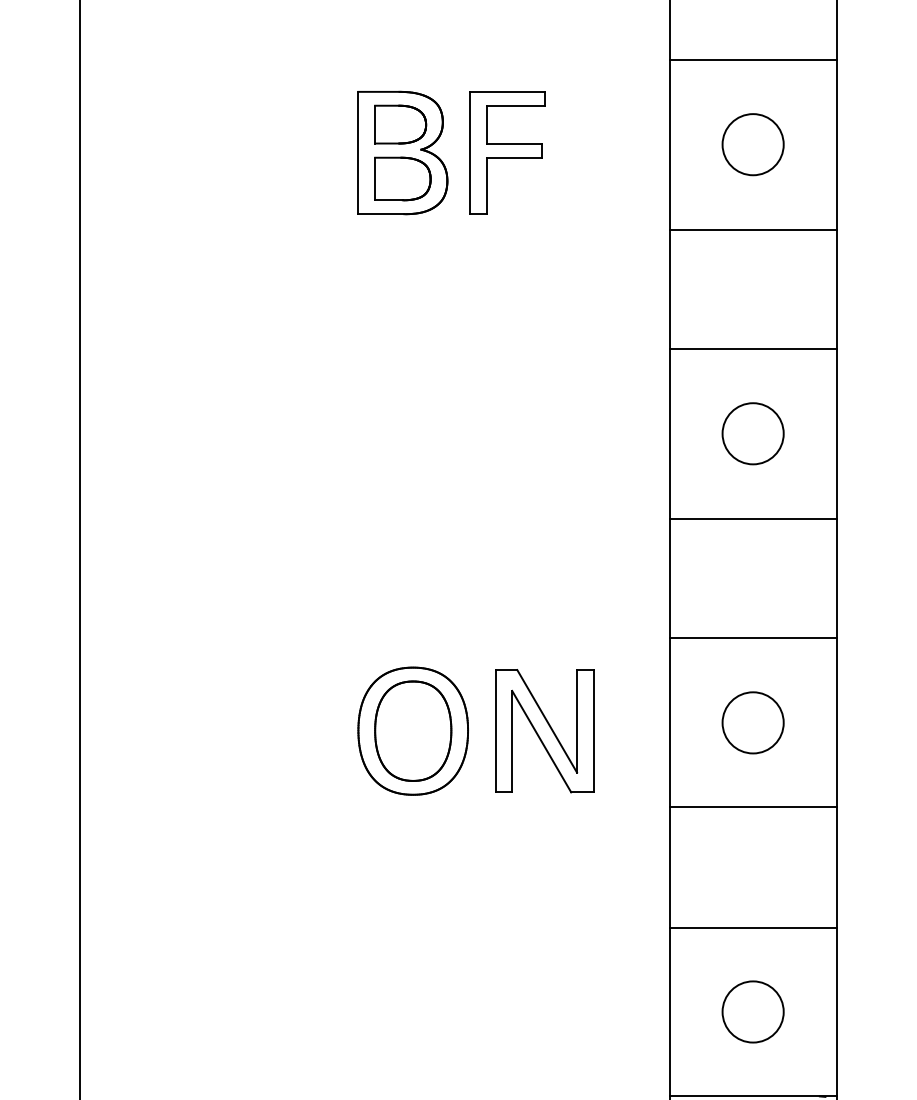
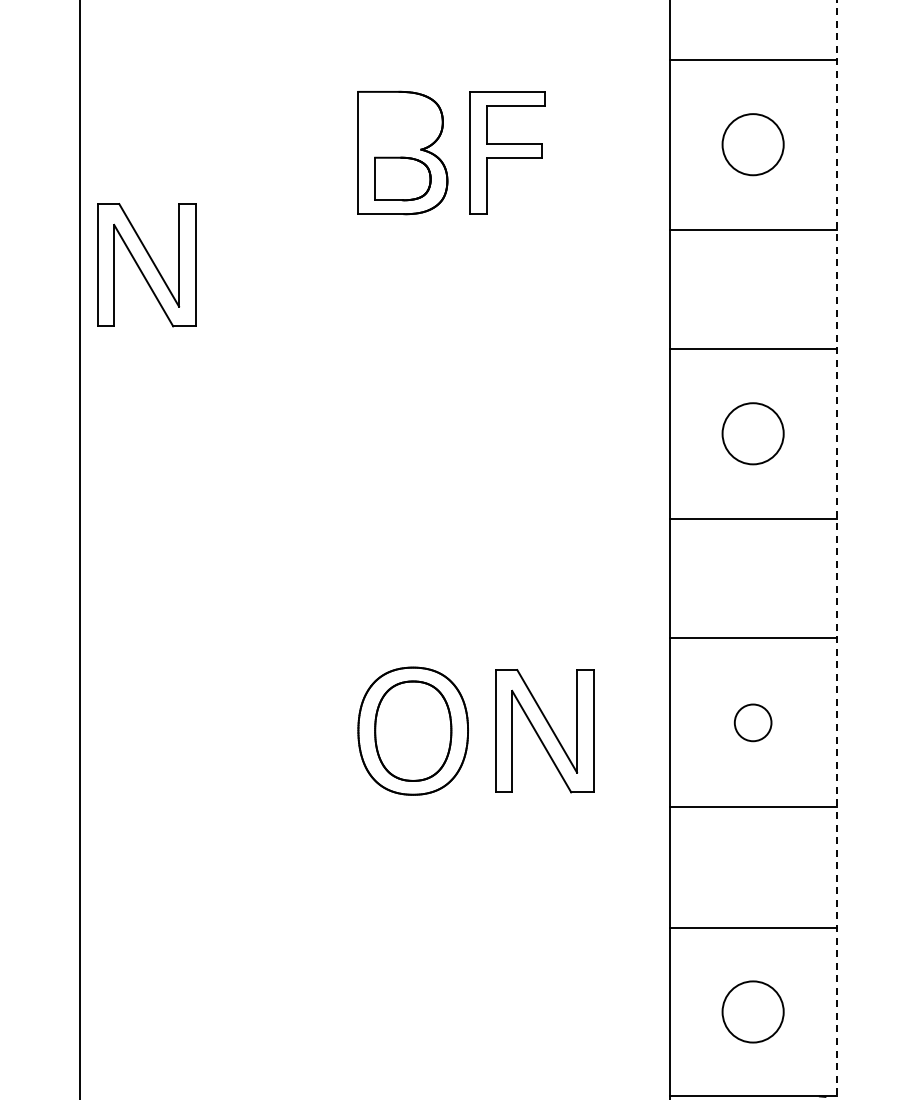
part: present -> none (400, 124)
part: none -> present (146, 265)
line: solid -> dashed (836, 550)
circle diameter: 61 px -> 37 px (752, 722)
